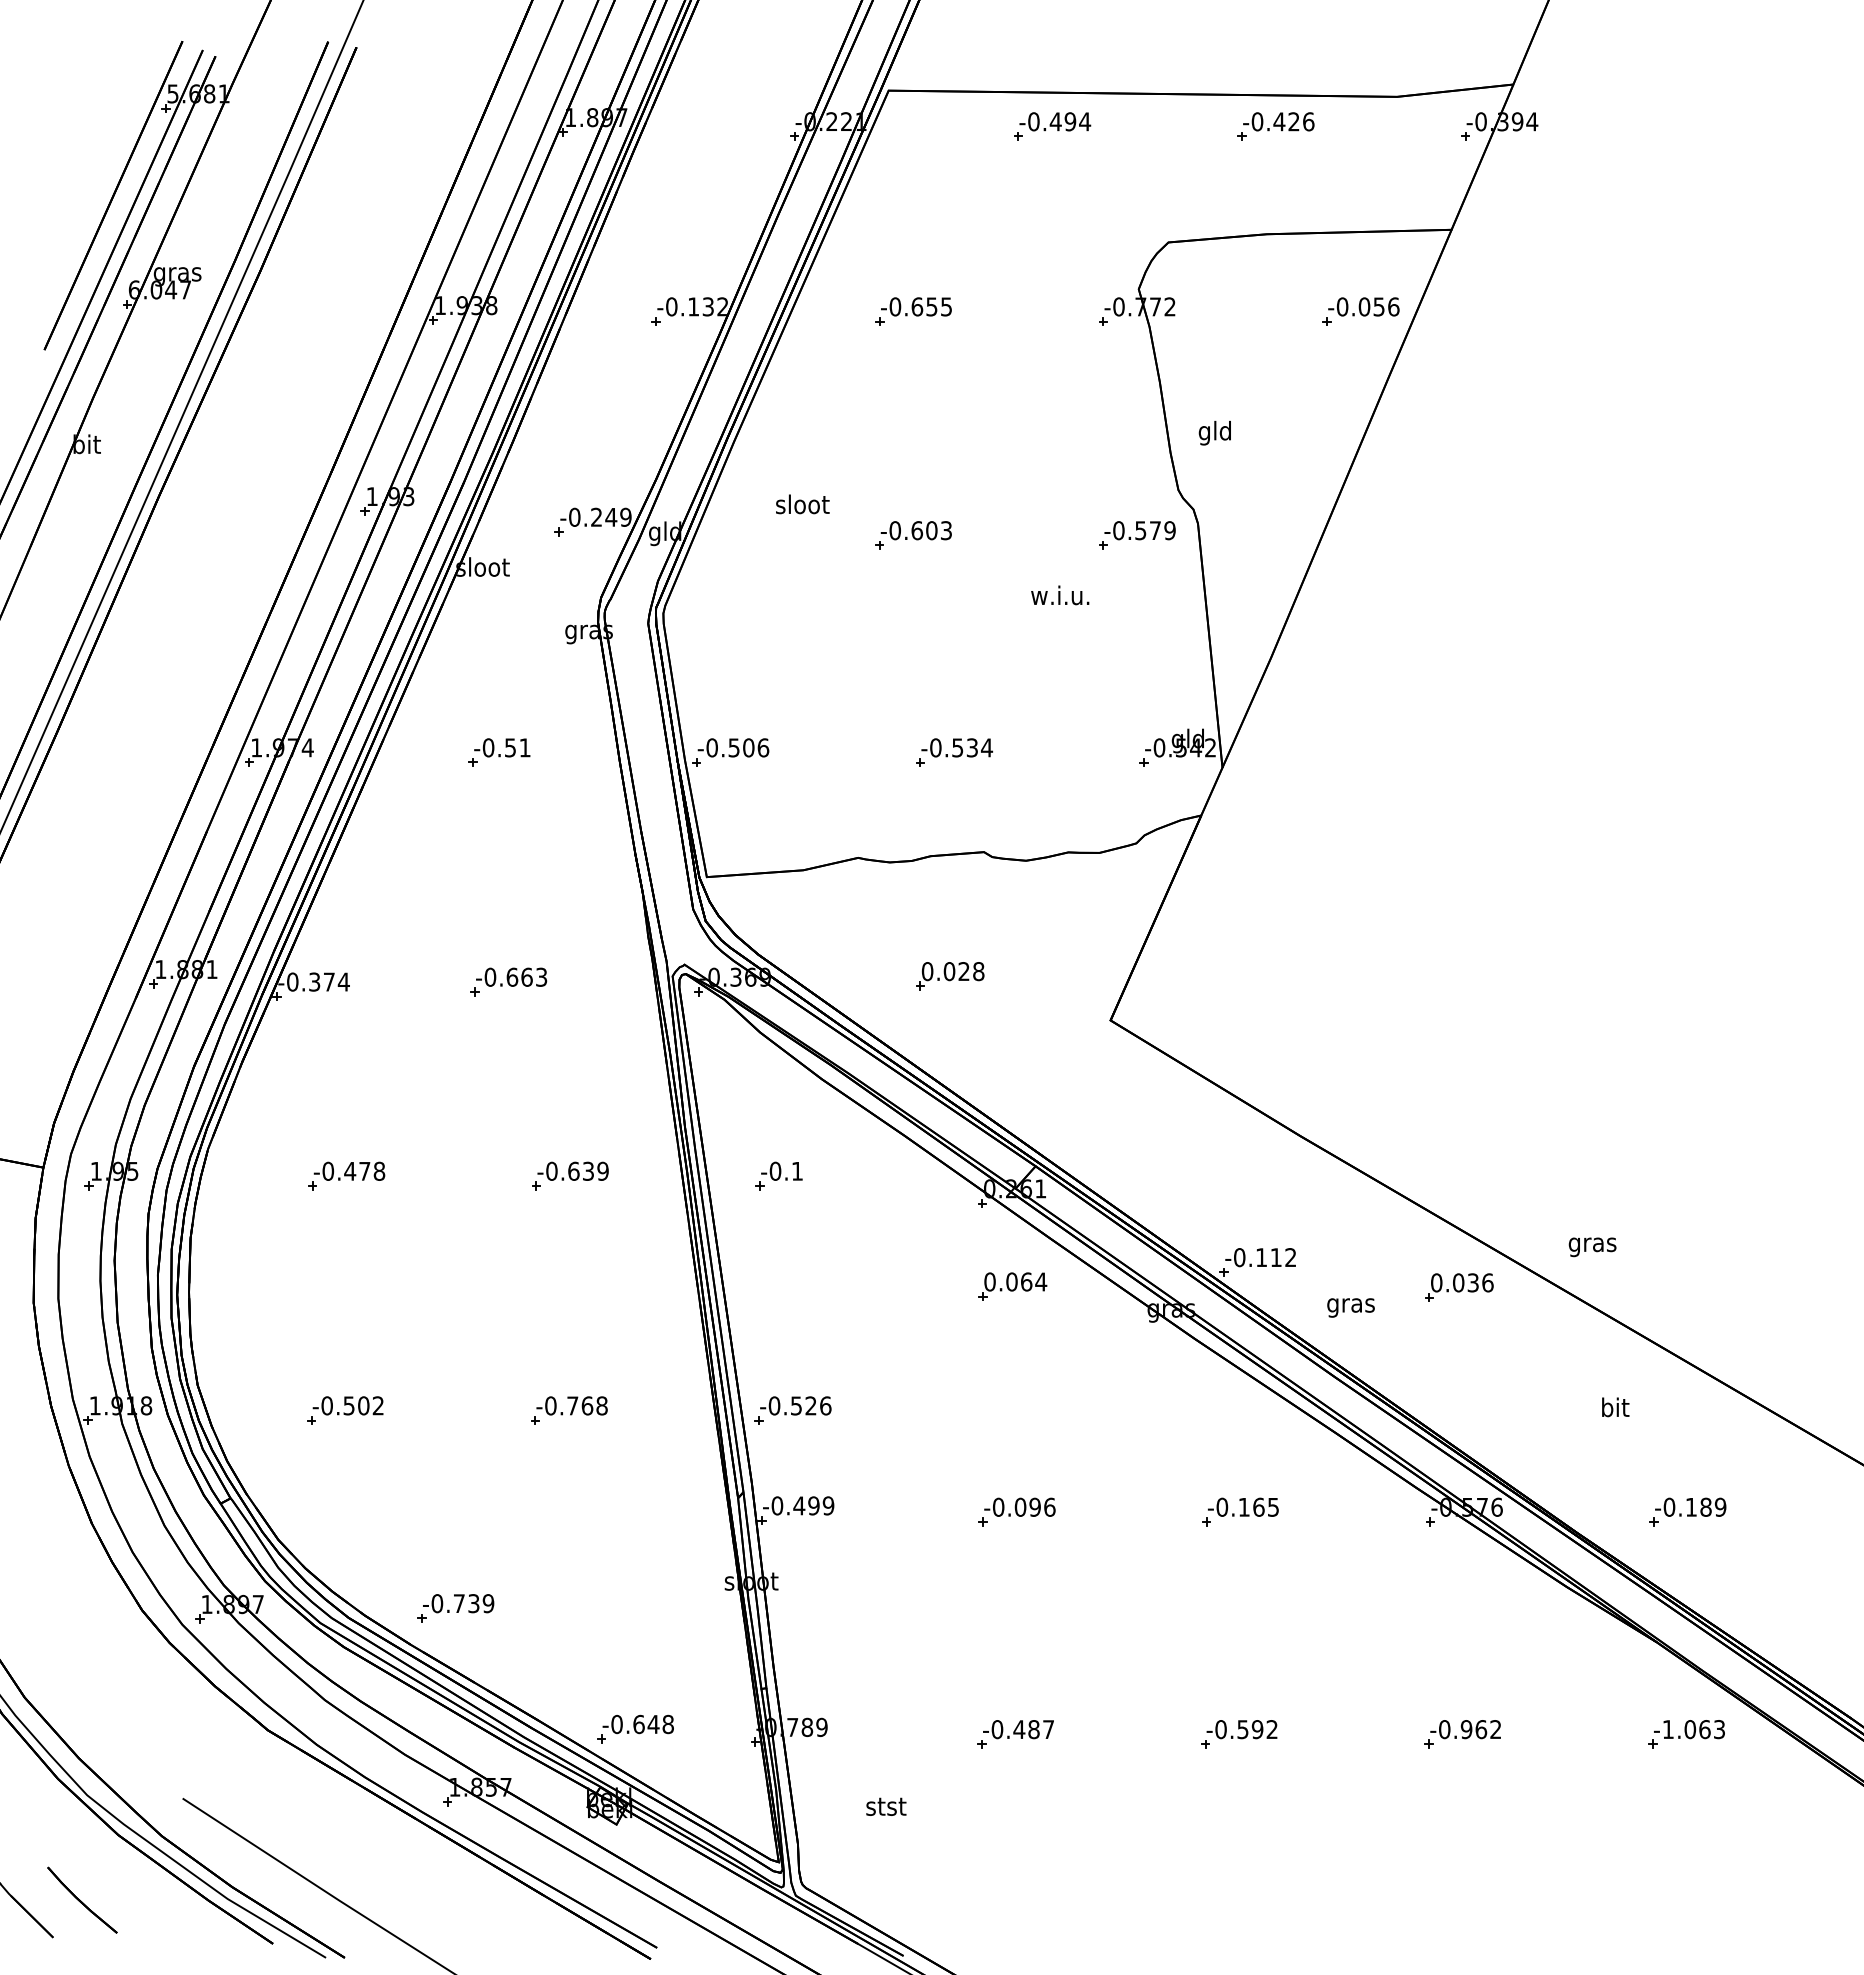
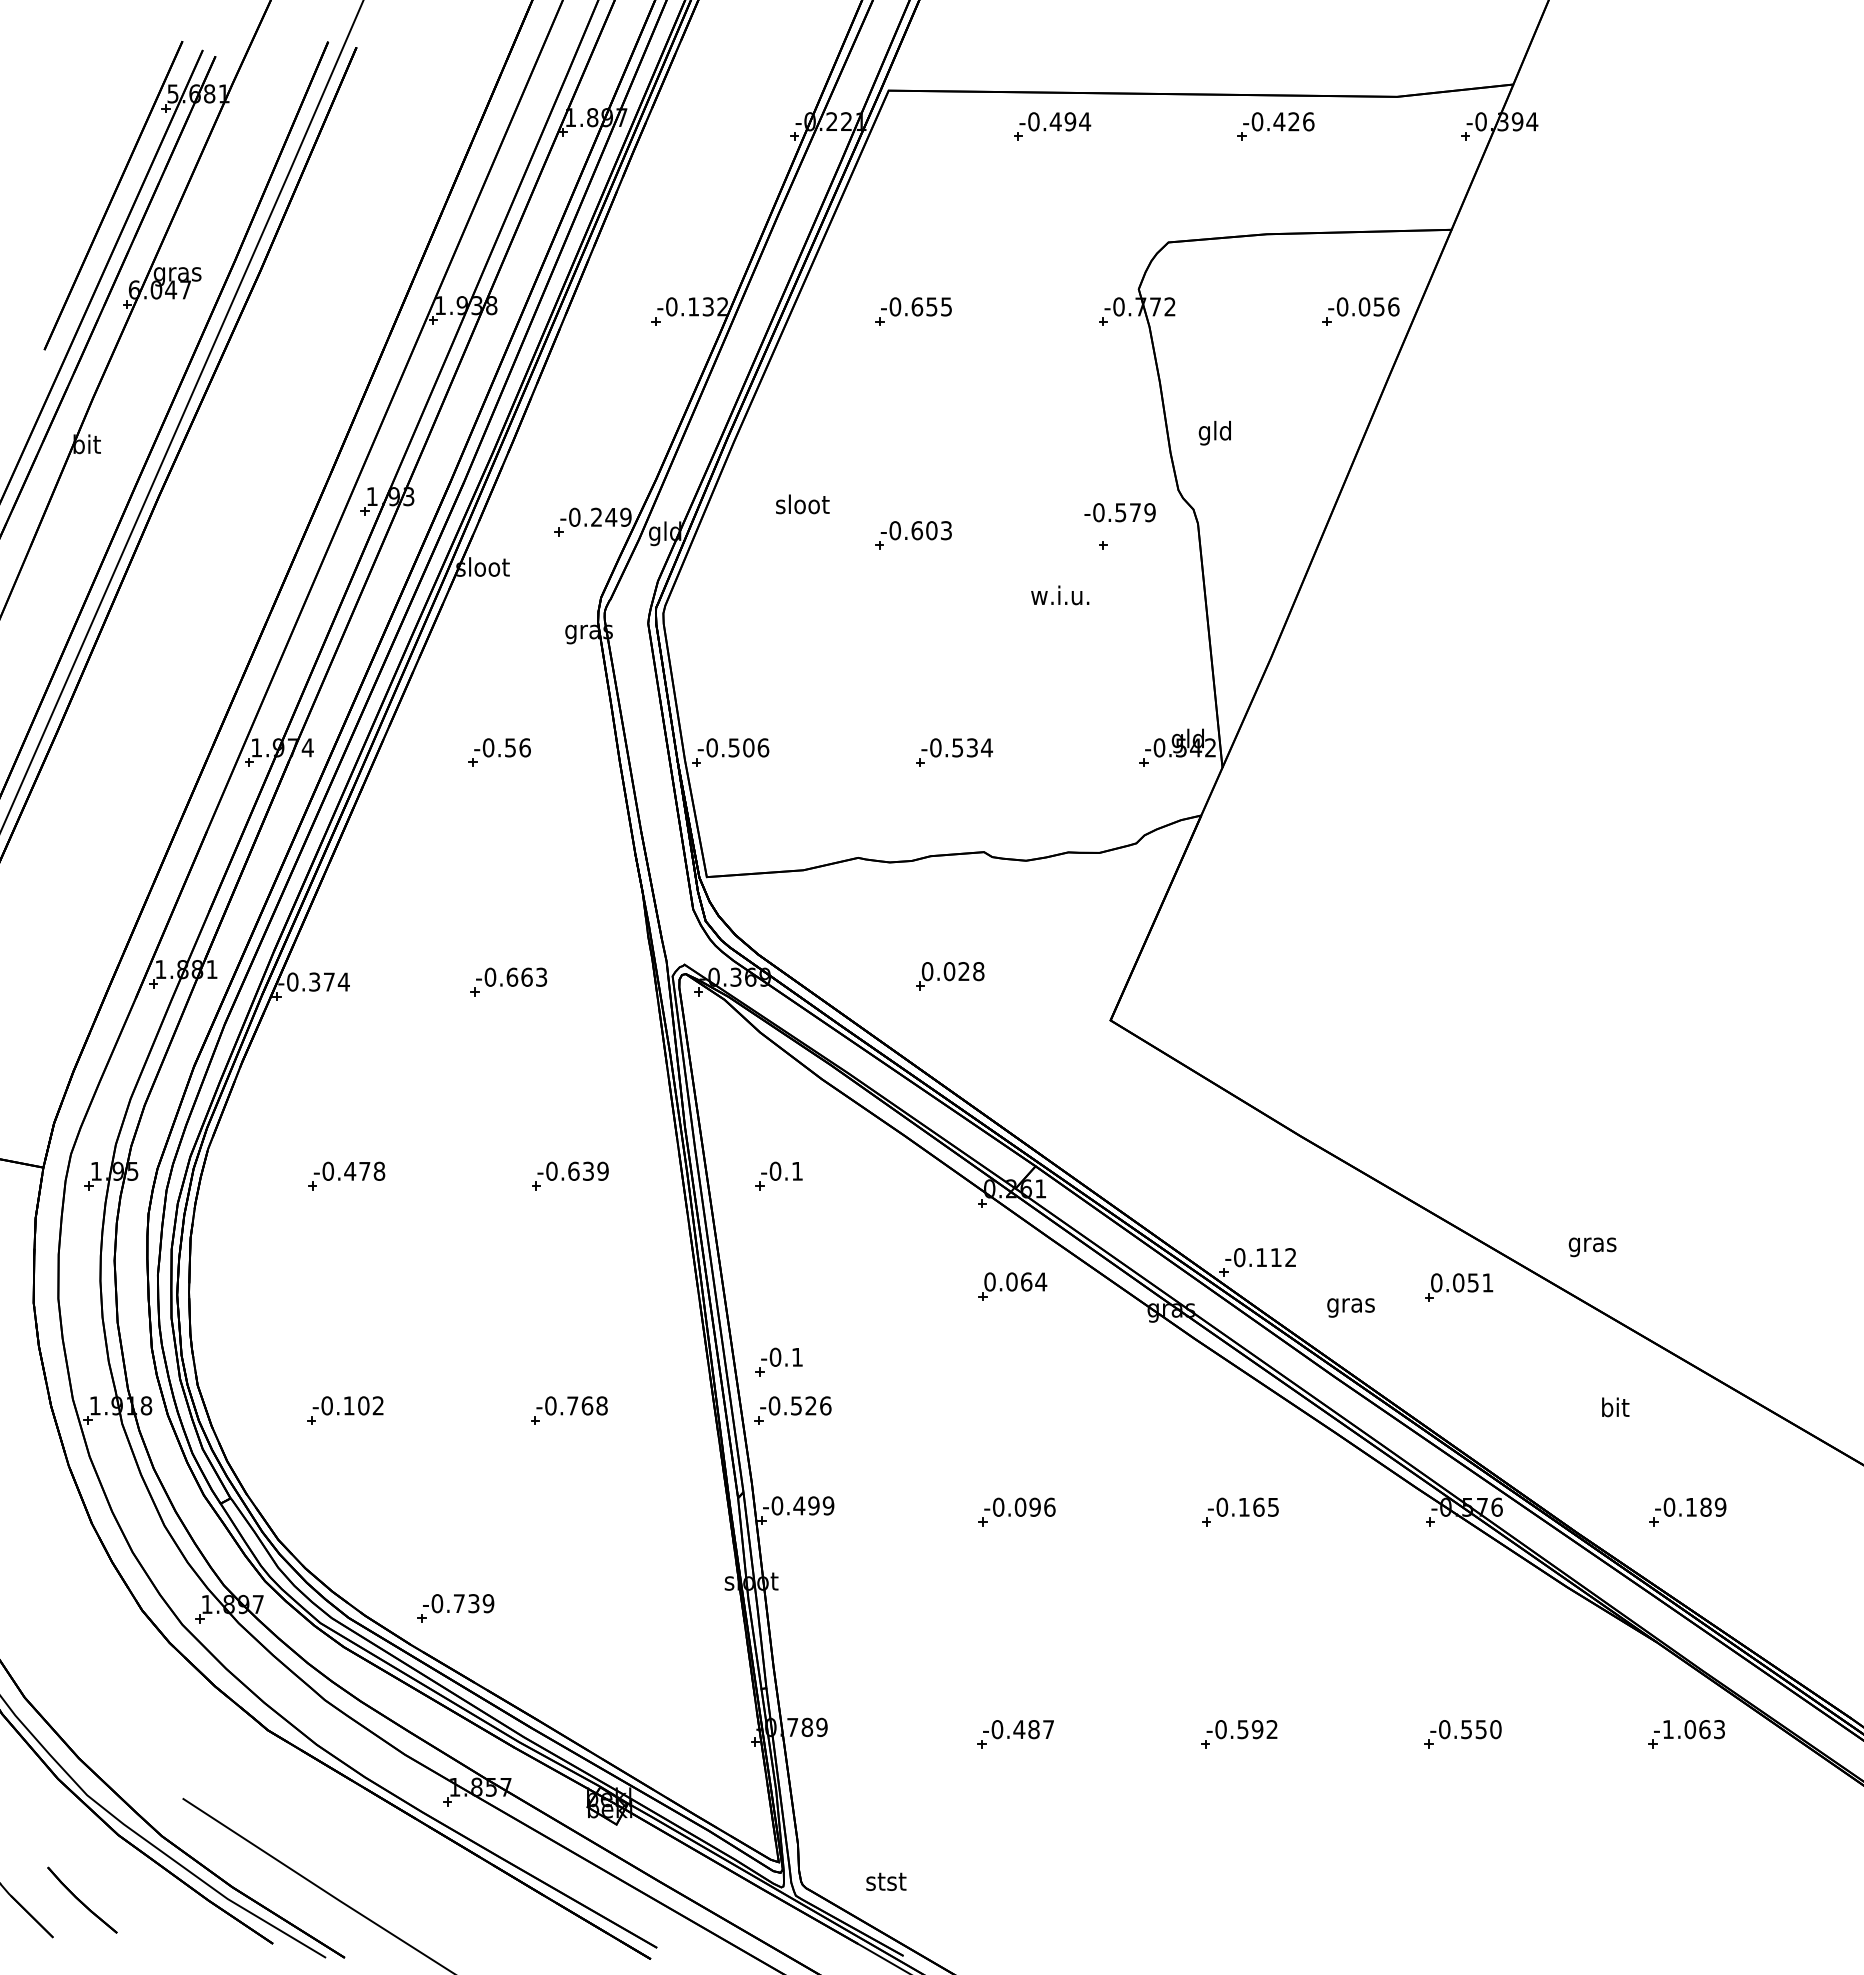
text position: (1139, 530) -> (1119, 512) (1119, 512)
text: -0.51 -> -0.56 (524, 747)
text: 0.036 -> 0.051 (1480, 1282)
part: none -> present (778, 1361)
text: -0.502 -> -0.102 (348, 1405)
part: present -> none (635, 1728)
text: -0.962 -> -0.550 (1480, 1729)
text position: (886, 1806) -> (886, 1881) (886, 1881)
